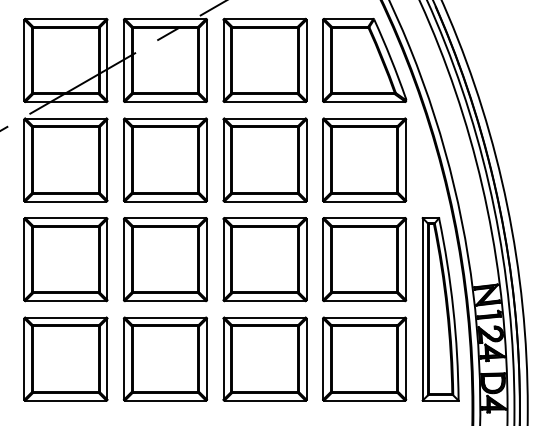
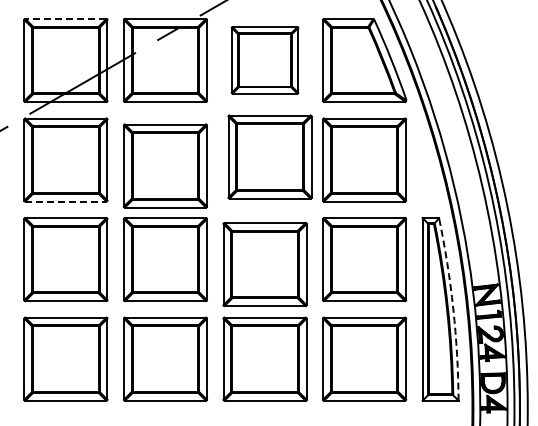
line: solid -> dashed (65, 18)
part size: 86x86 px -> 70x69 px (264, 60)
part position: (164, 159) -> (164, 165) (164, 165)
part position: (264, 159) -> (269, 156) (269, 156)
line: solid -> dashed (65, 201)
part position: (264, 259) -> (264, 264) (264, 264)
arc: solid -> dashed (453, 308)
